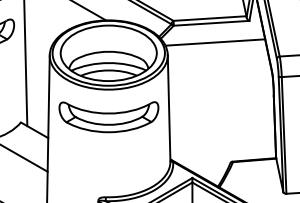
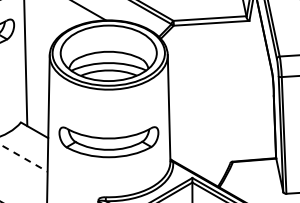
line: present -> none (215, 42)
part position: (108, 117) -> (108, 142) (108, 142)
line: solid -> dashed (24, 158)
